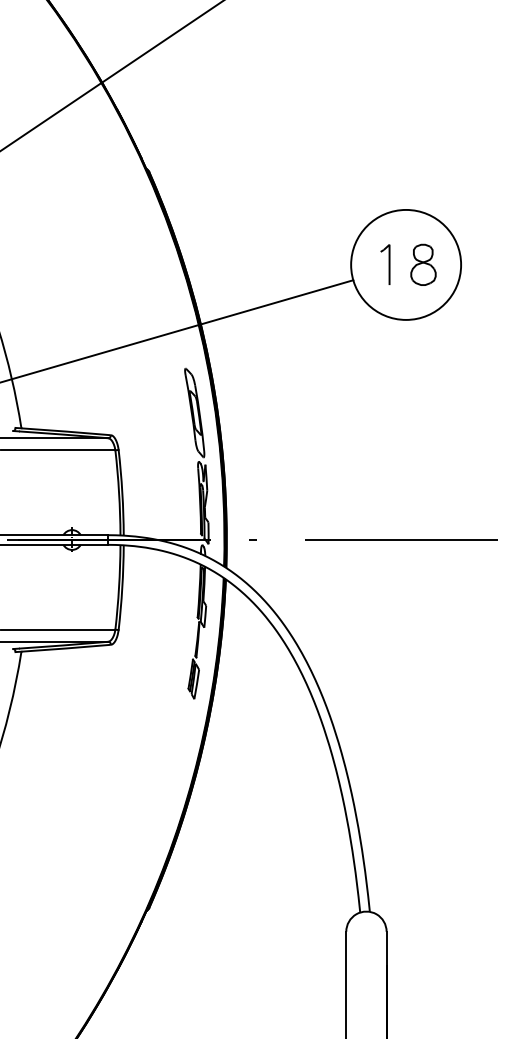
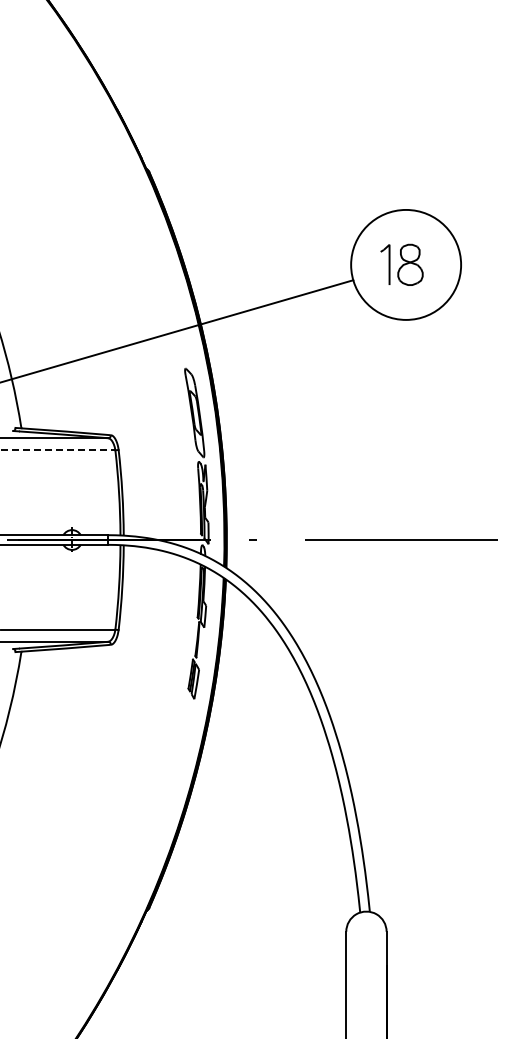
line: present -> none (111, 76)
part position: (423, 264) -> (410, 264) (410, 264)
line: solid -> dashed (58, 450)
